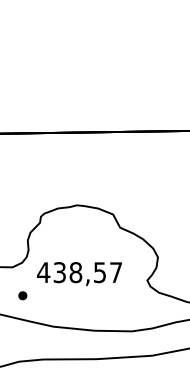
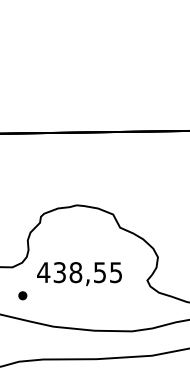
text: 438,57 -> 438,55 (115, 272)
